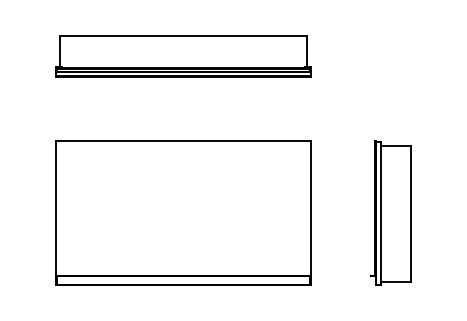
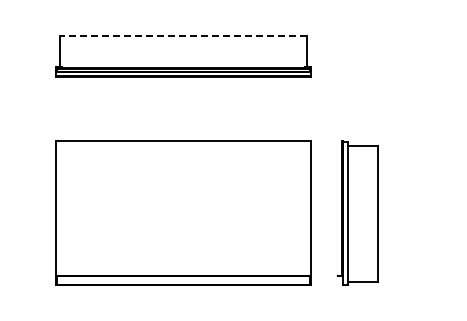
line: solid -> dashed (183, 36)
part position: (390, 212) -> (357, 212) (357, 212)
